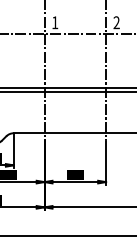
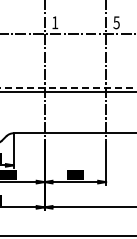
text: 2 -> 5 (116, 22)
line: solid -> dashed (68, 87)
